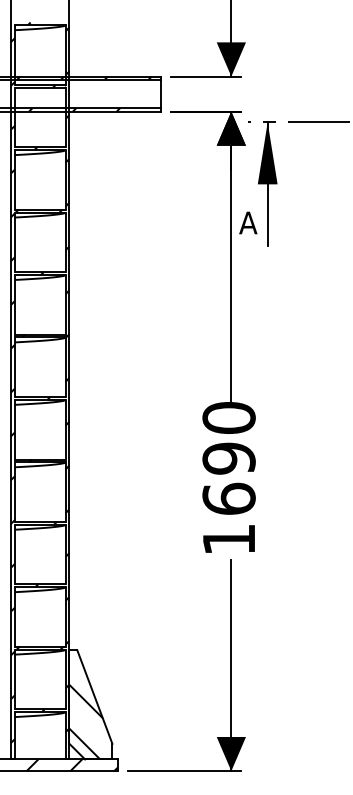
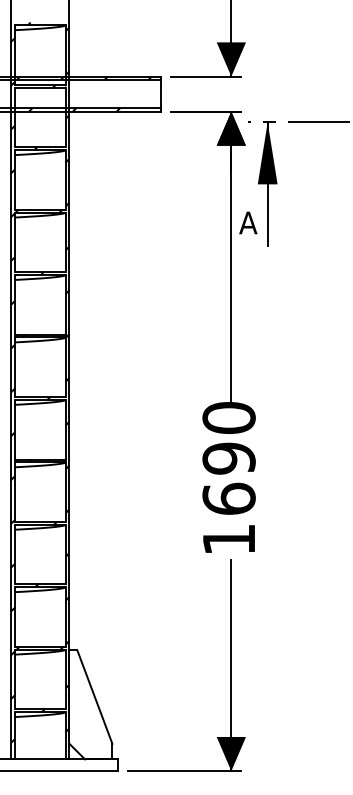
hatch: present -> none (85, 721)
hatch: present -> none (72, 765)
